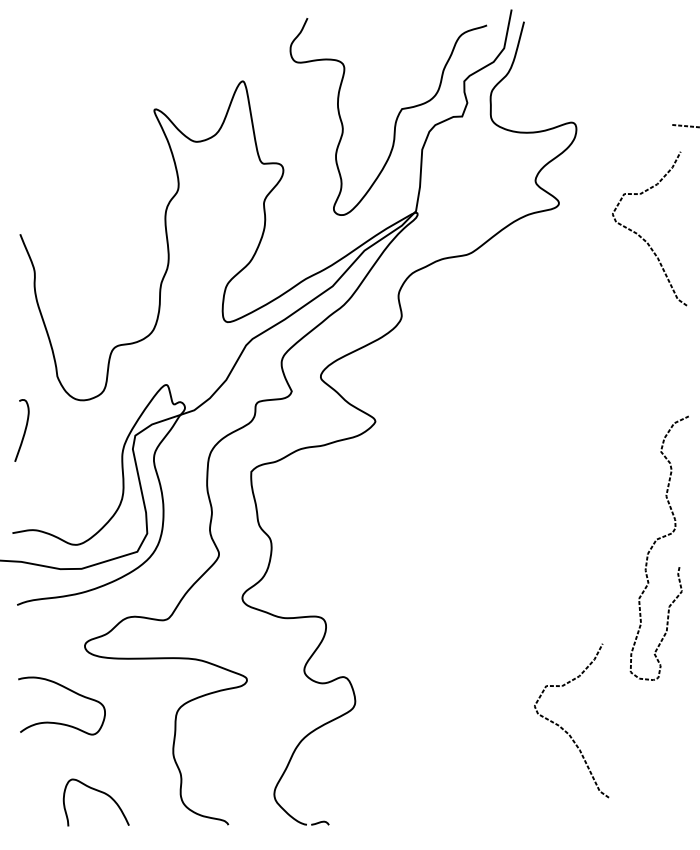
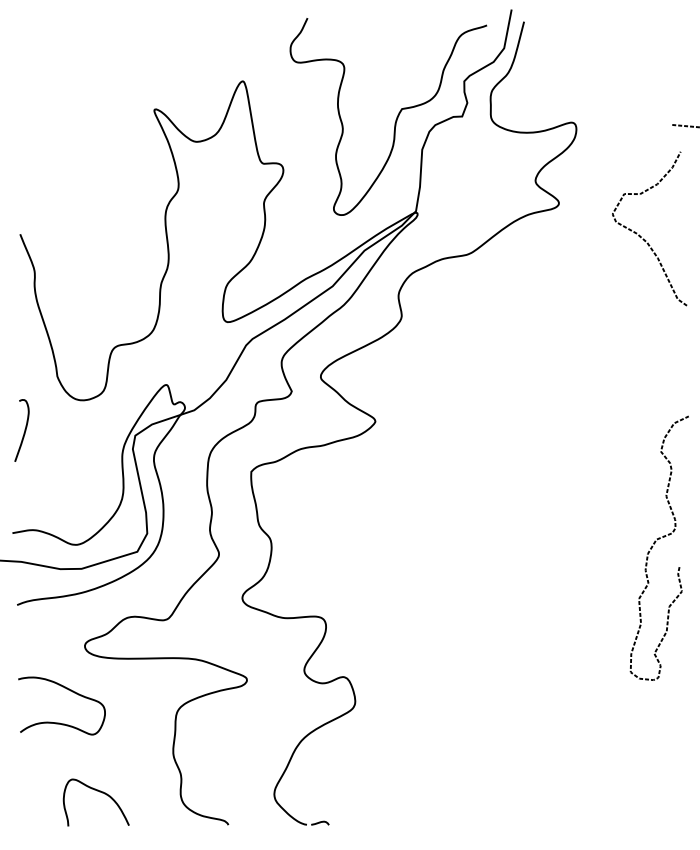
curve: present -> none (563, 728)
